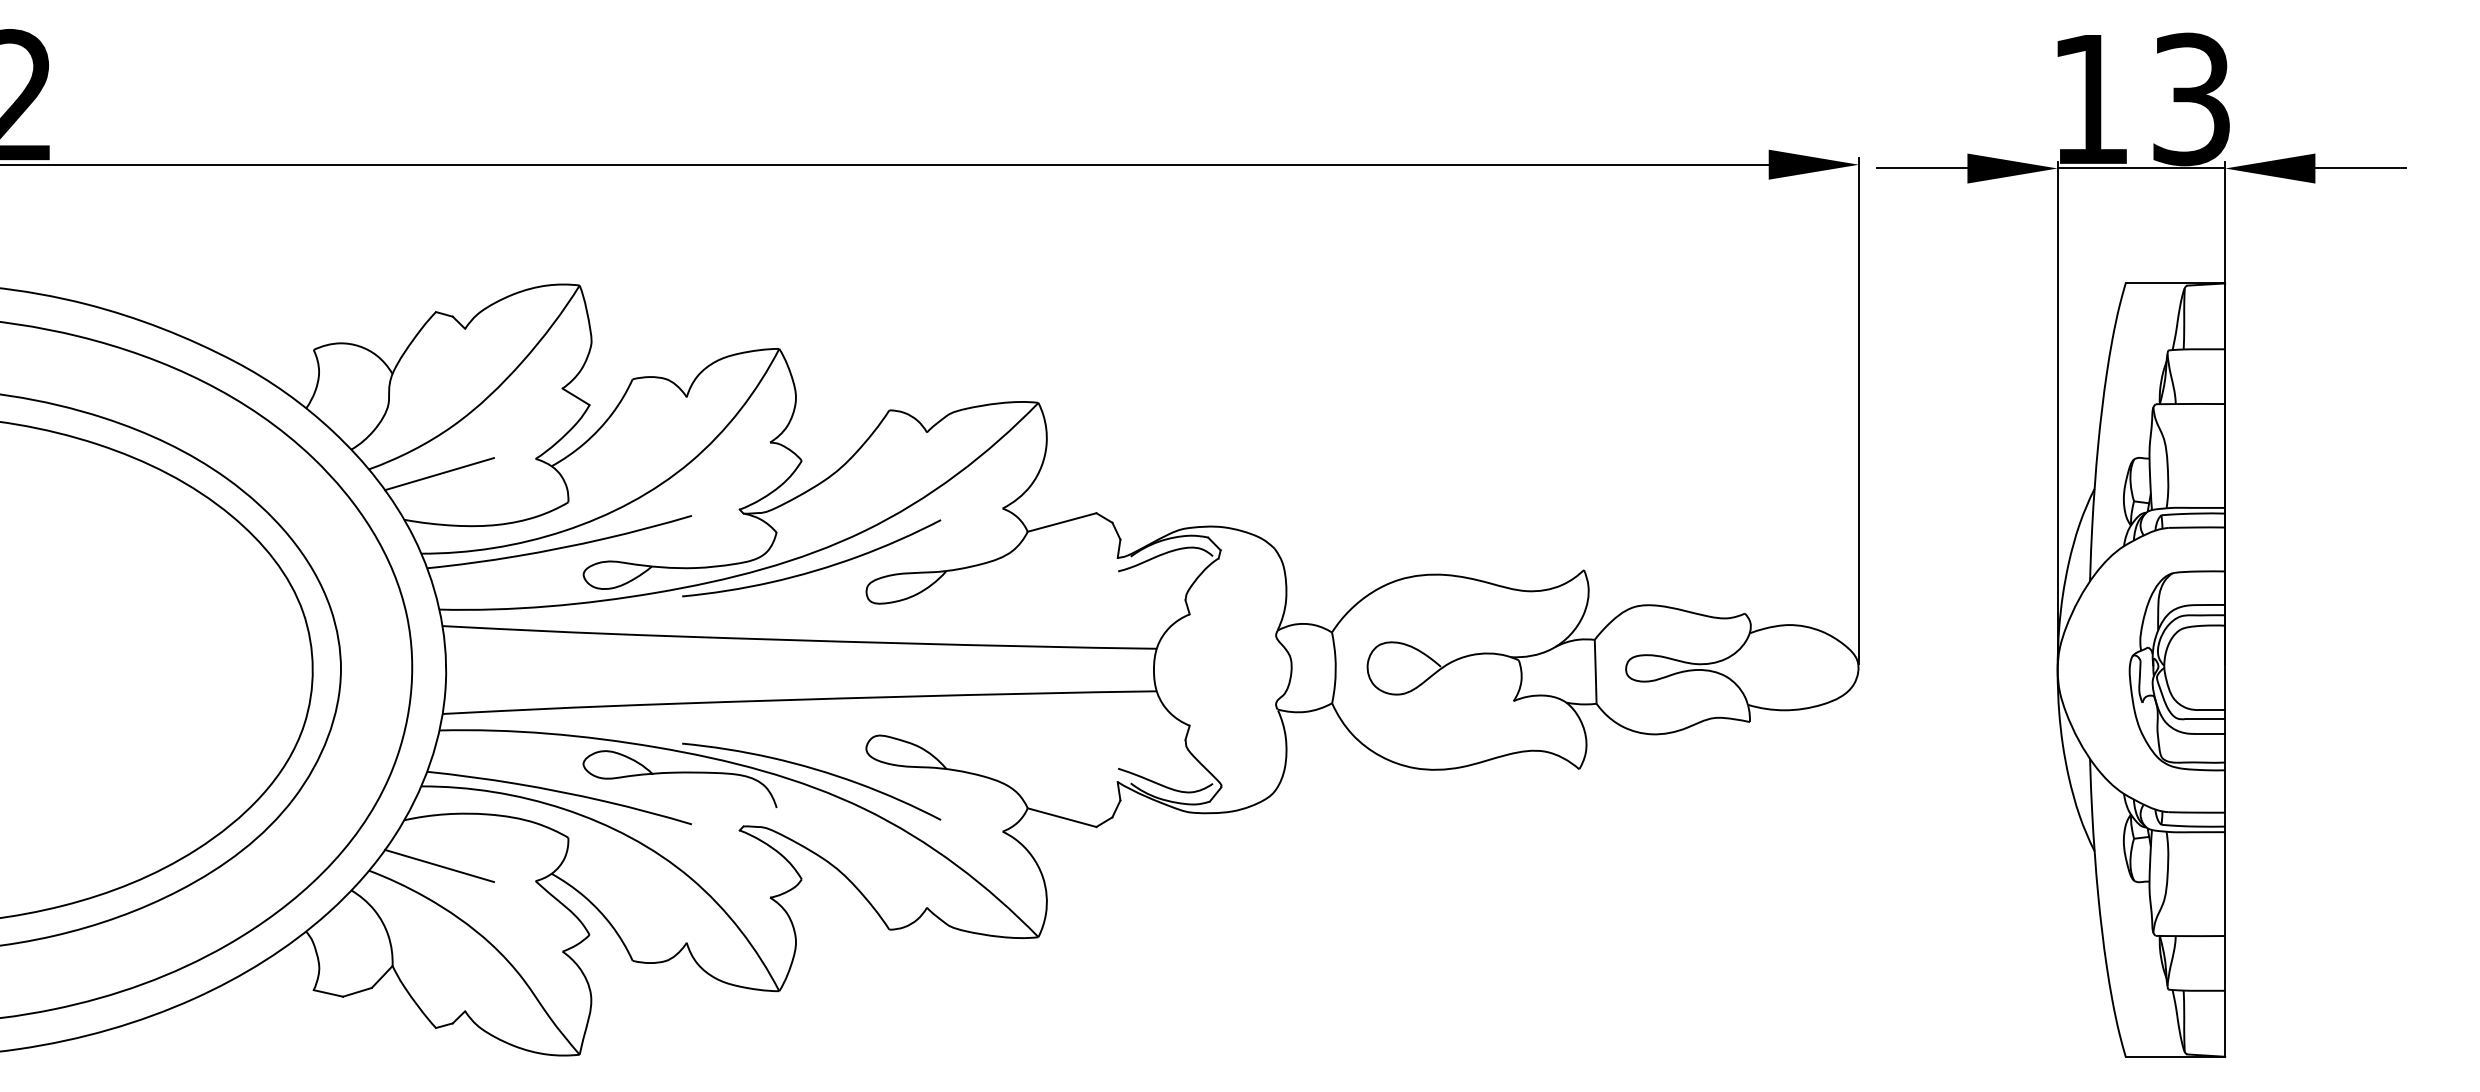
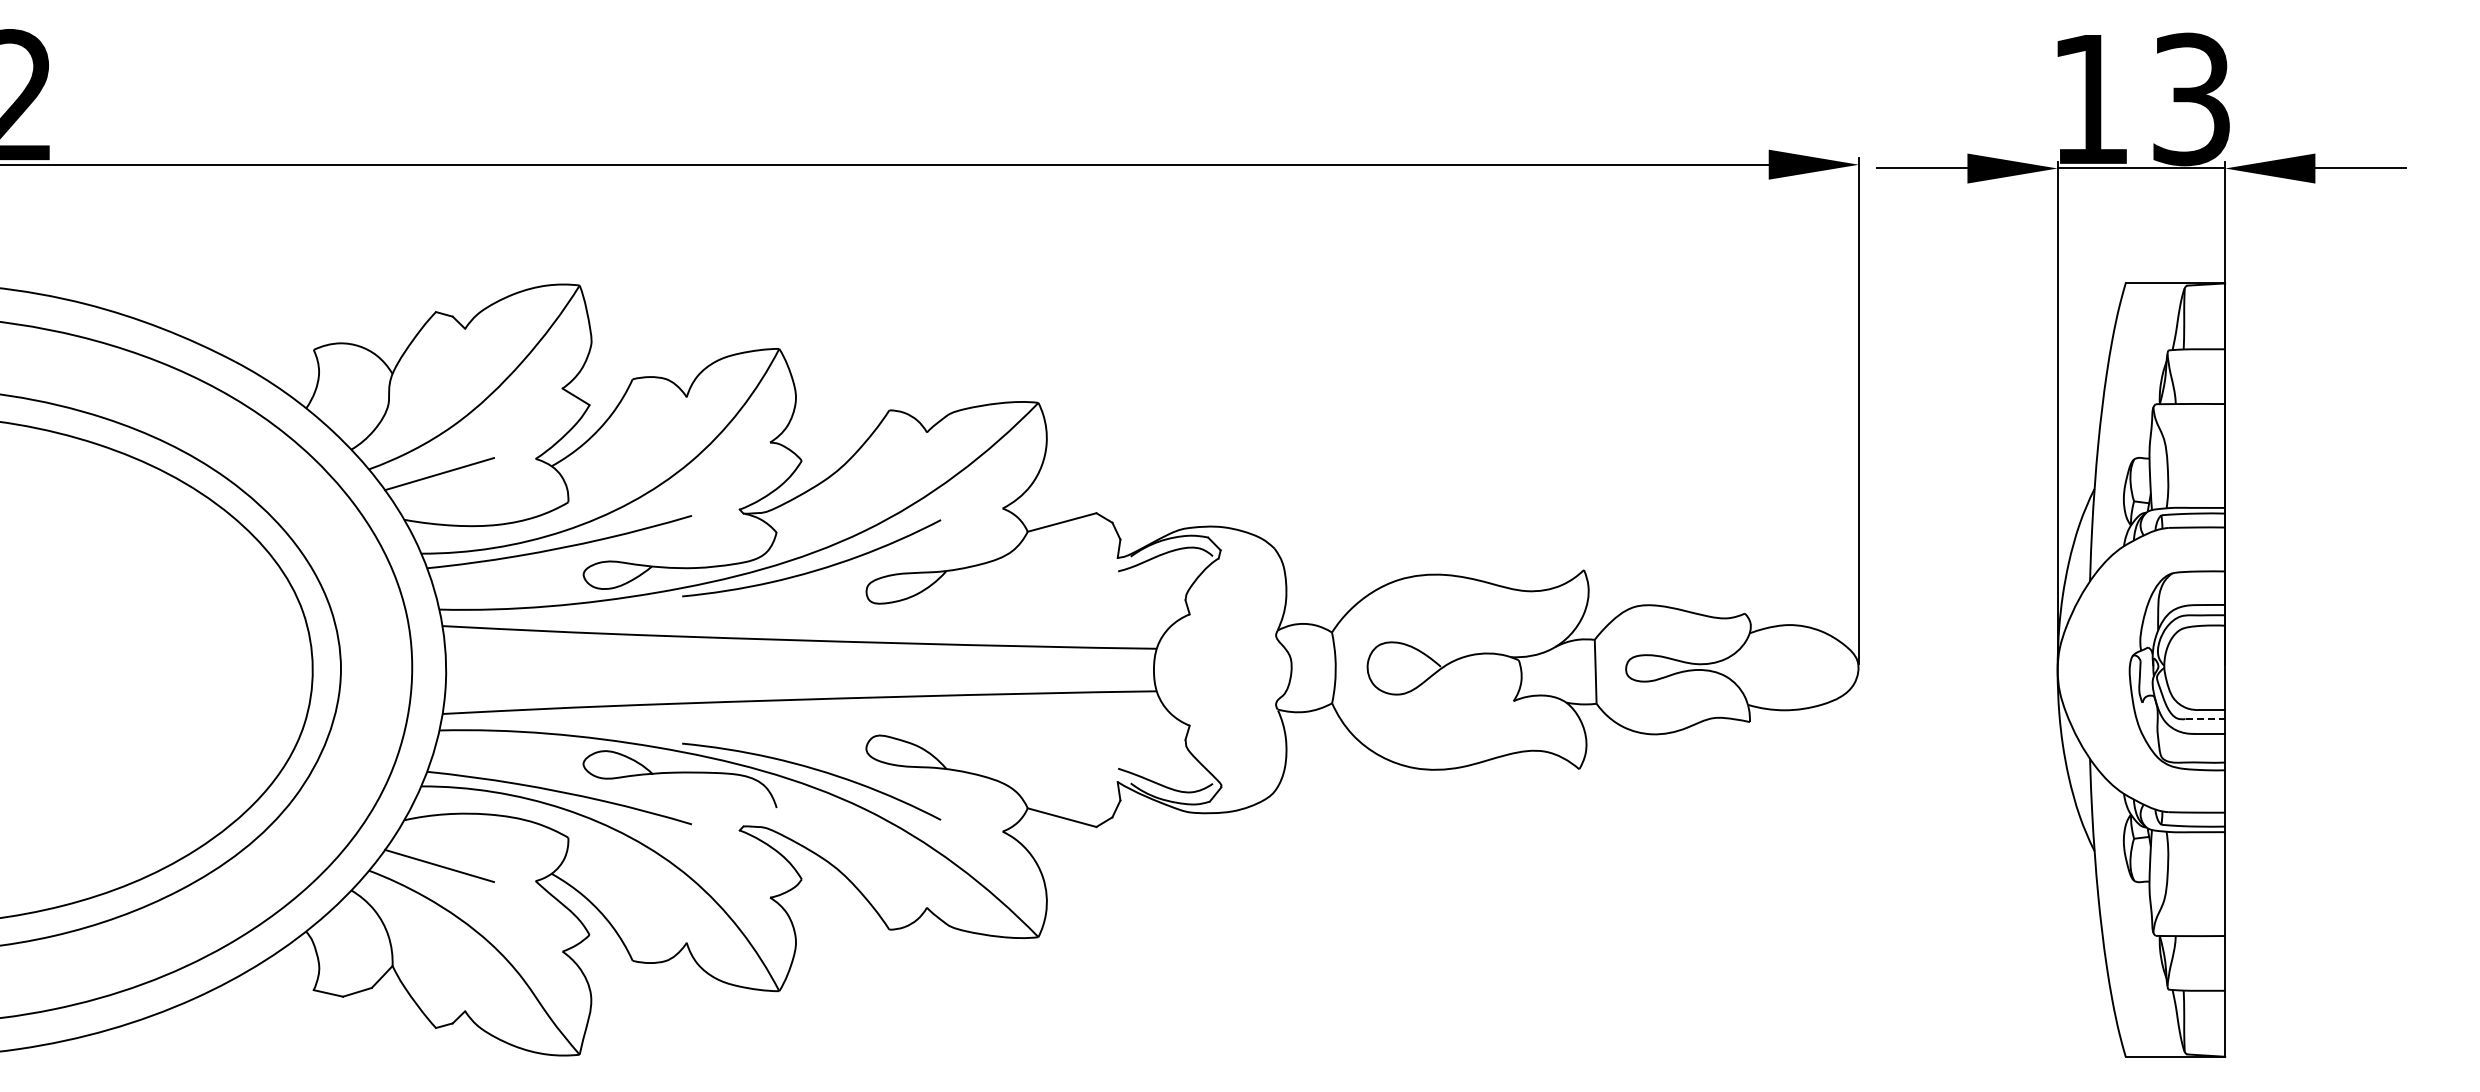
line: solid -> dashed (2205, 719)
